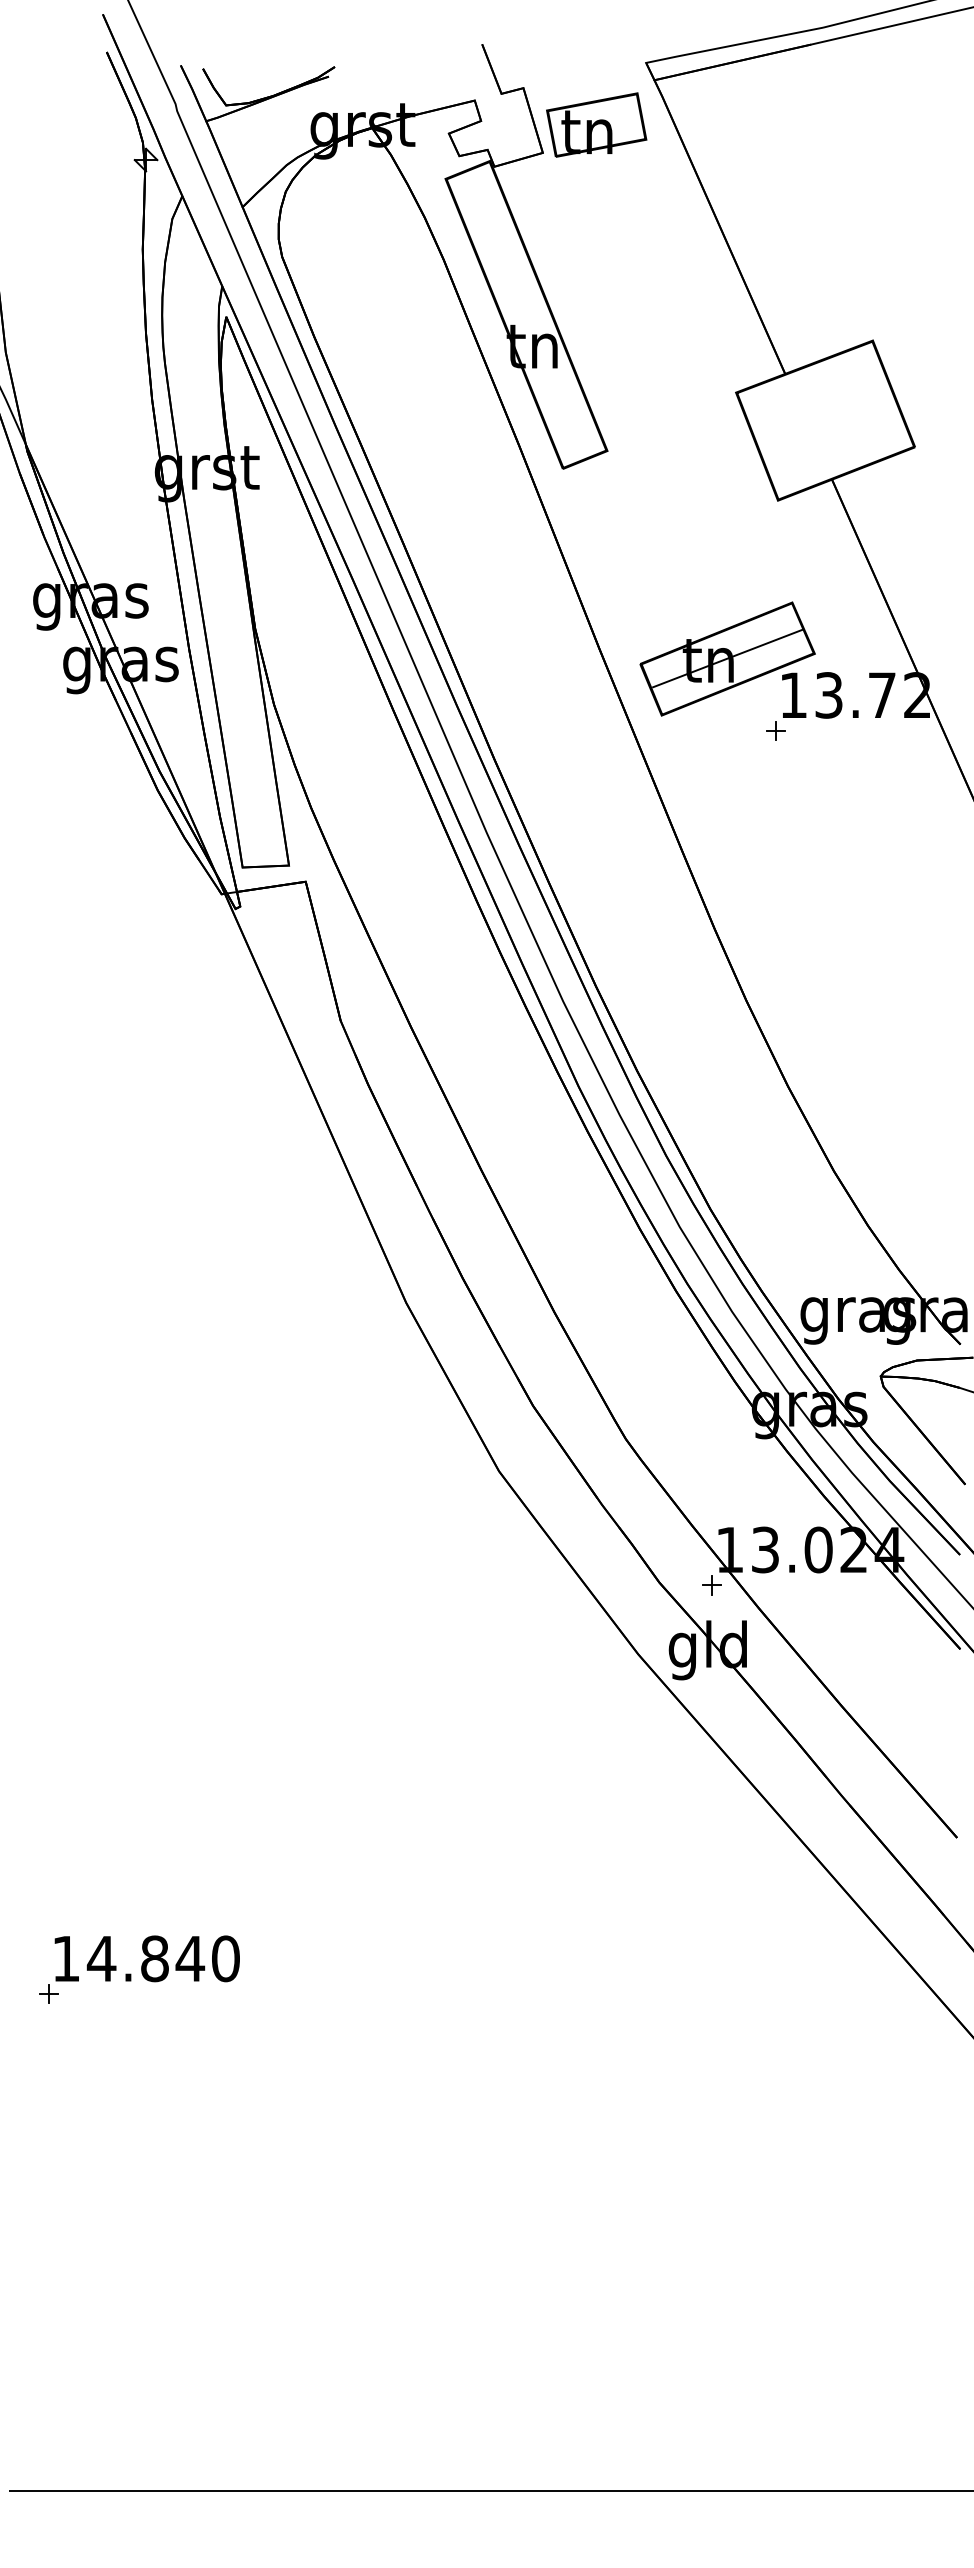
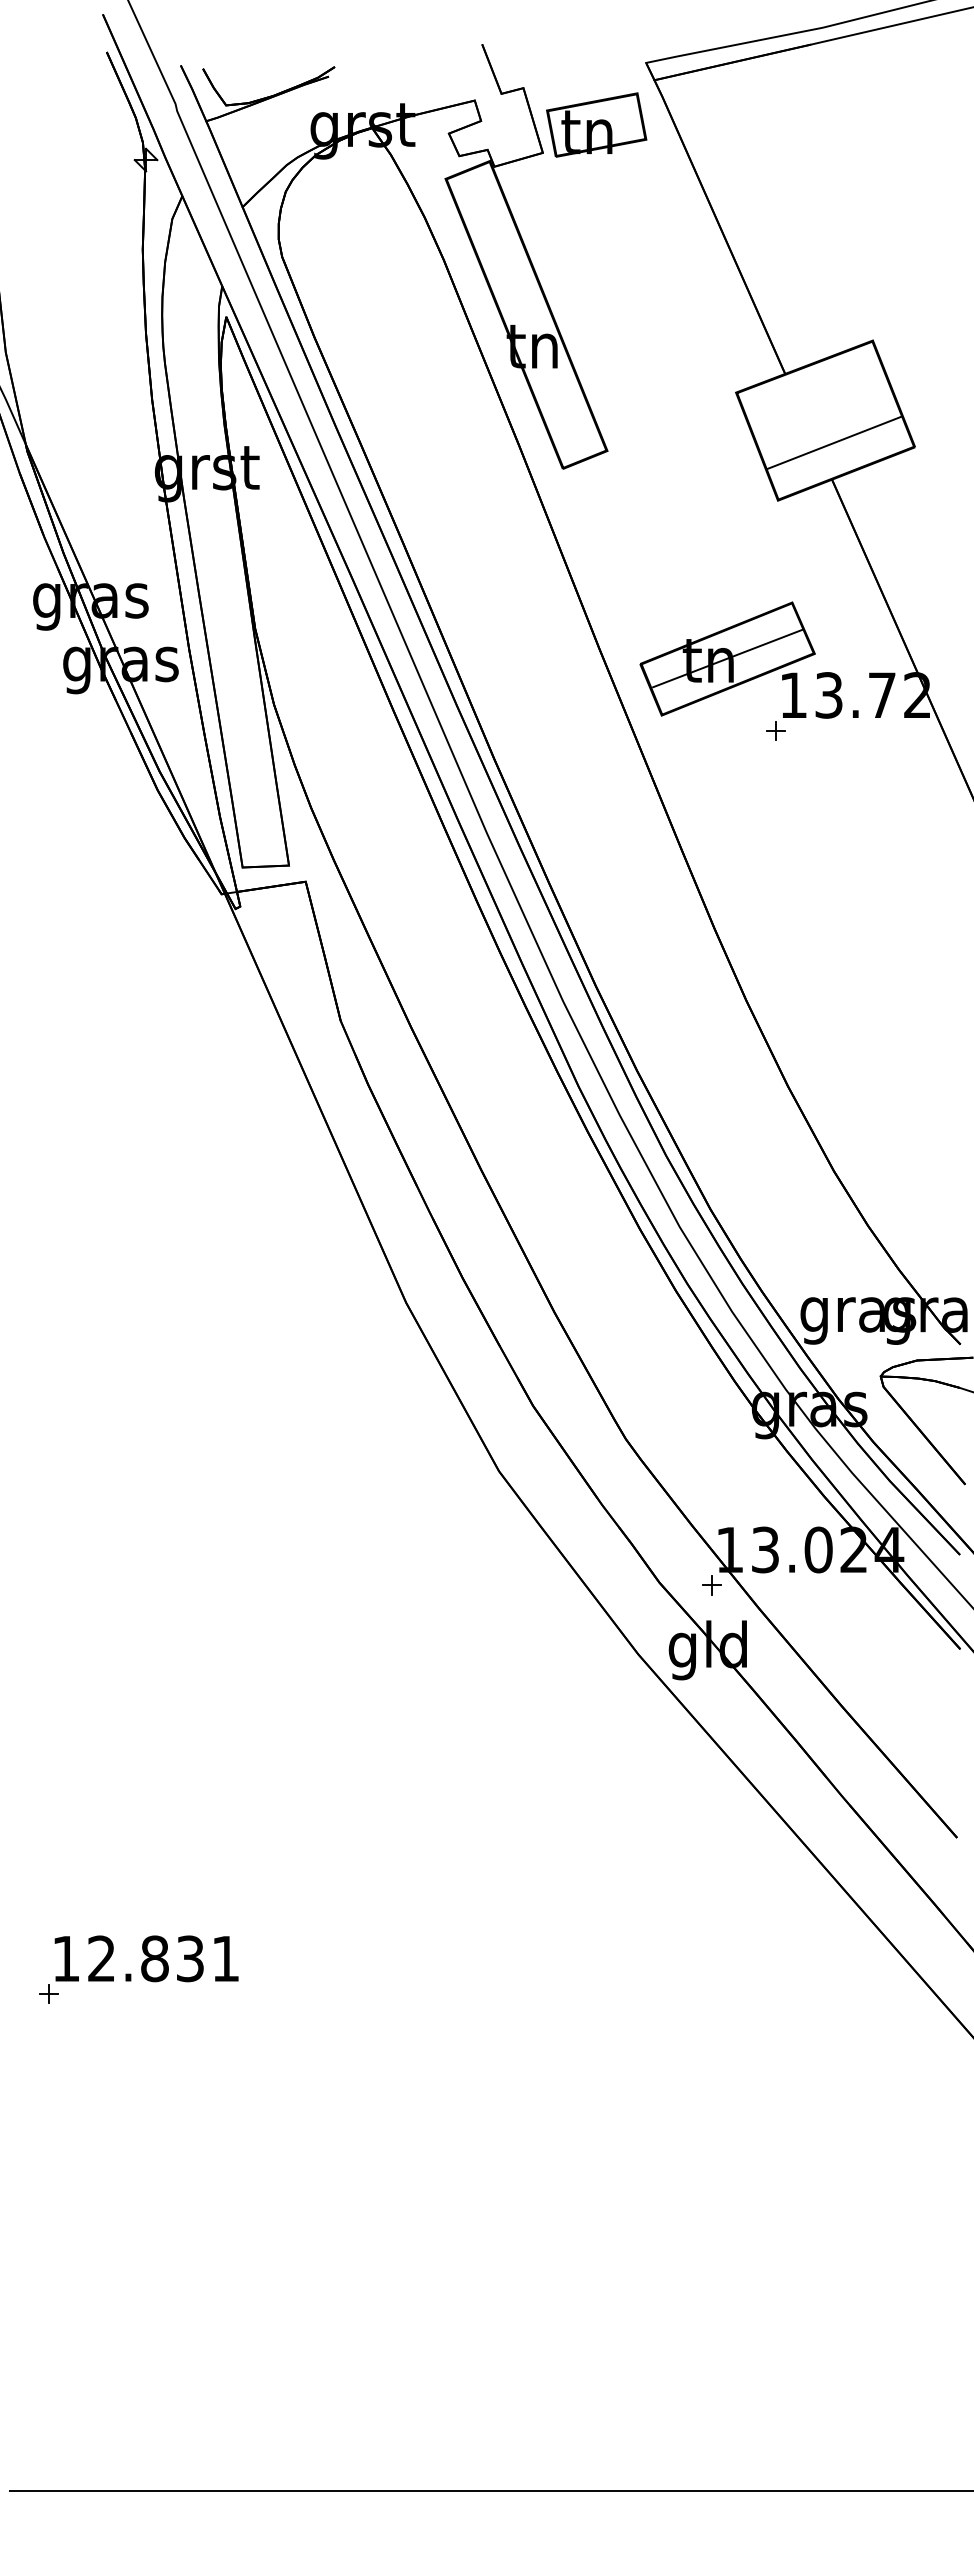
line: none -> present (834, 442)
text: 14.840 -> 12.831 (162, 1958)
